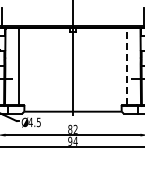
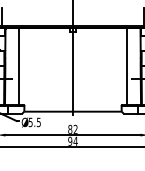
line: dashed -> solid (126, 66)
text: 4.5 -> 5.5 (30, 122)
